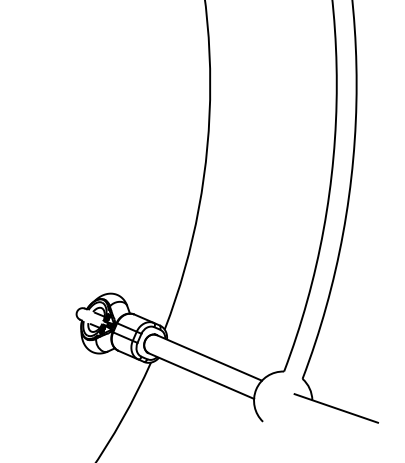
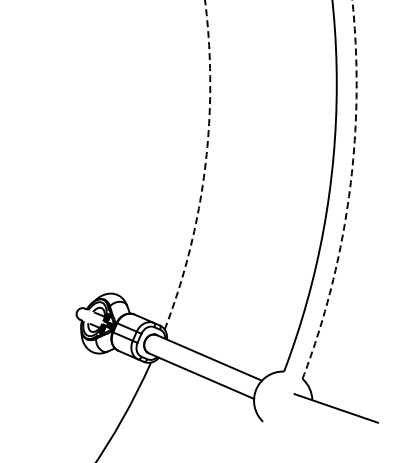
arc: solid -> dashed (205, 166)
arc: solid -> dashed (349, 192)
